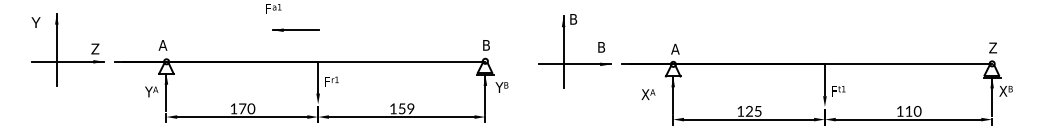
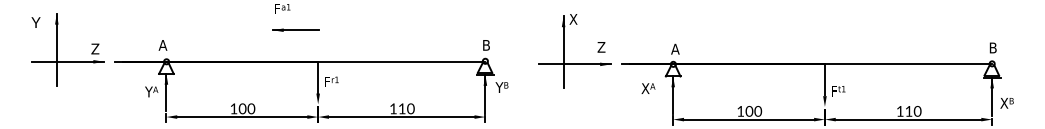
text position: (273, 8) -> (282, 8) (282, 8)
text: B -> X (573, 19)
text: B -> Z (601, 47)
text: Z -> B (992, 47)
text position: (1005, 91) -> (1006, 103) (1006, 103)
text position: (648, 94) -> (648, 88) (648, 88)
text: 170 -> 100 (242, 108)
text: 159 -> 110 (406, 108)
text: 125 -> 100 (753, 111)
